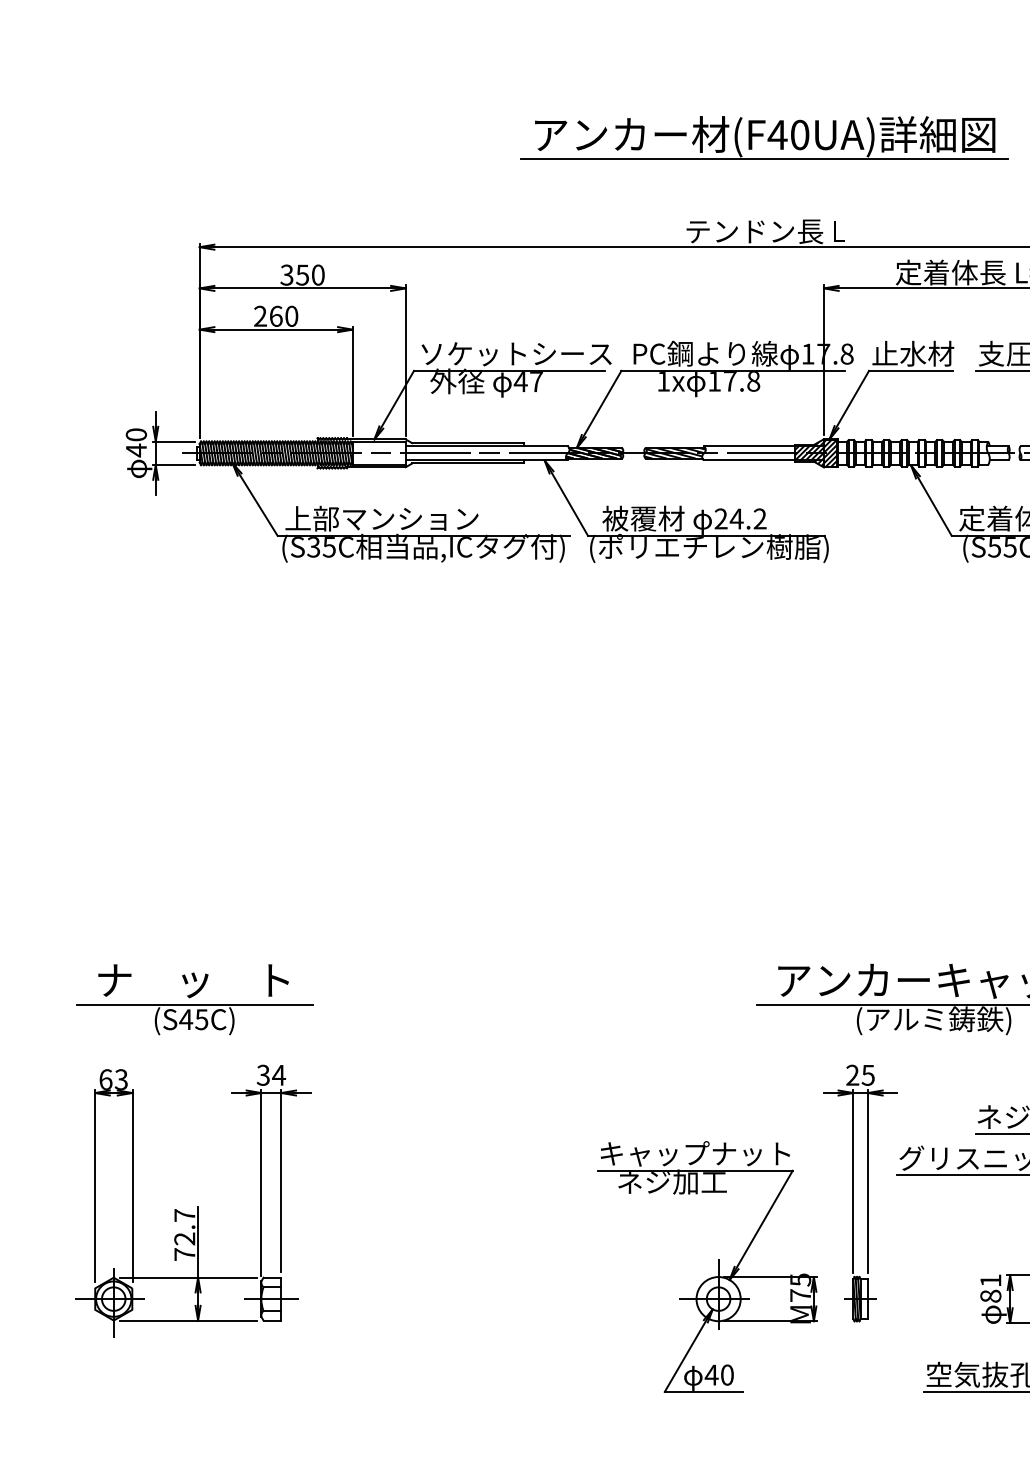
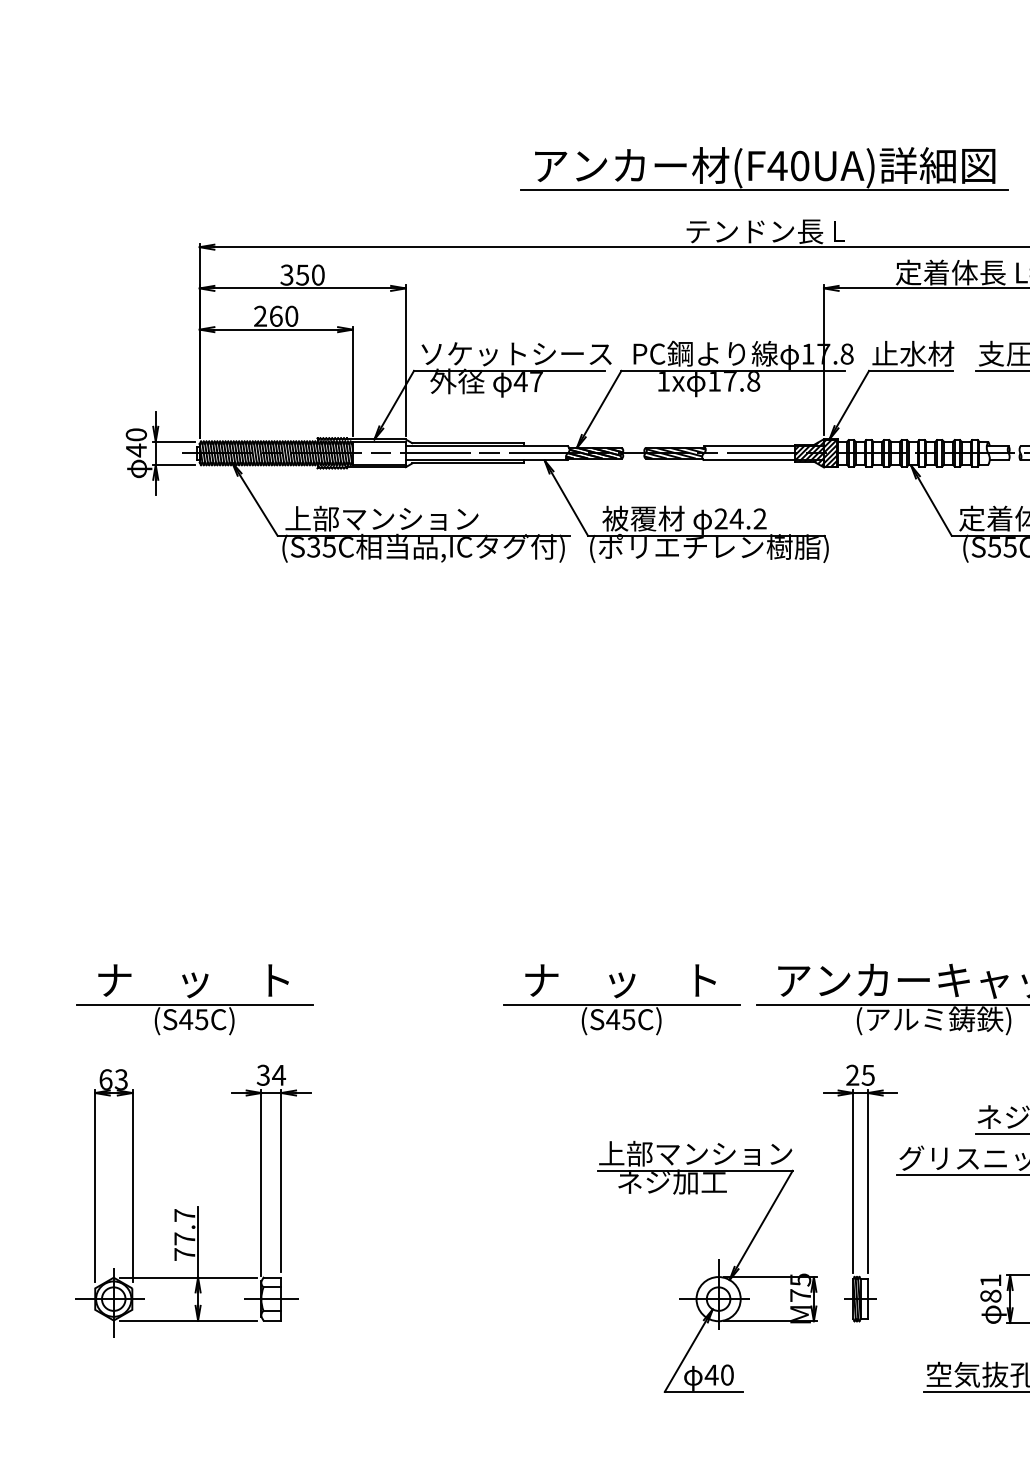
part position: (764, 137) -> (764, 168) (764, 168)
part: none -> present (621, 999)
text: キャップナット -> 上部マンション (695, 1153)
text: 72.7 -> 77.7 (184, 1238)
